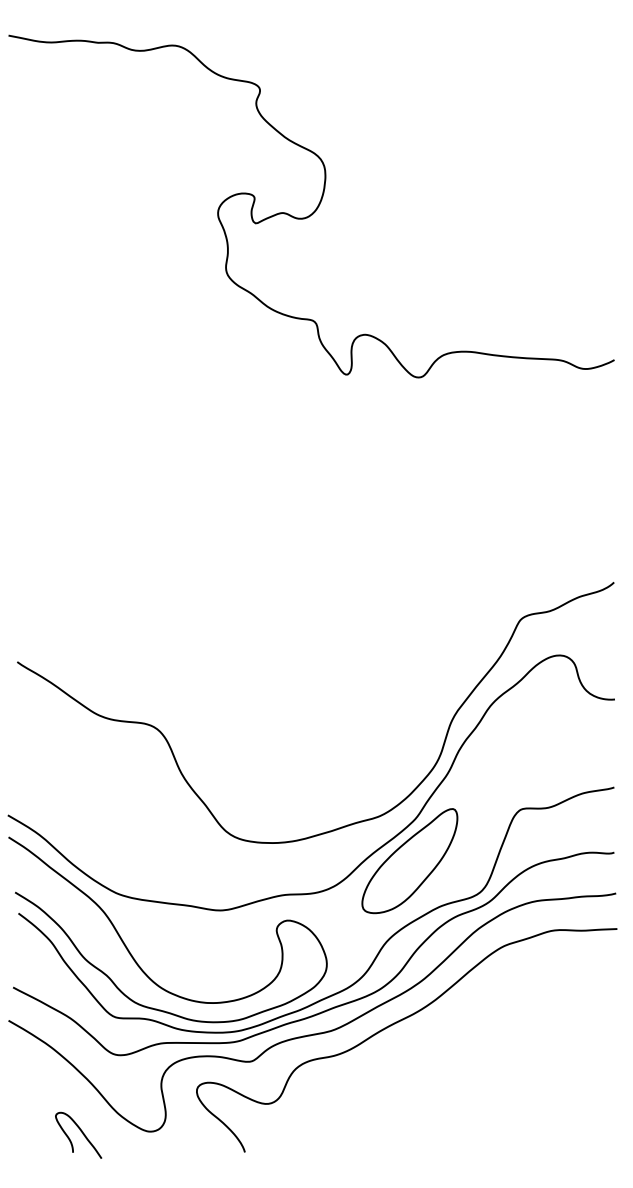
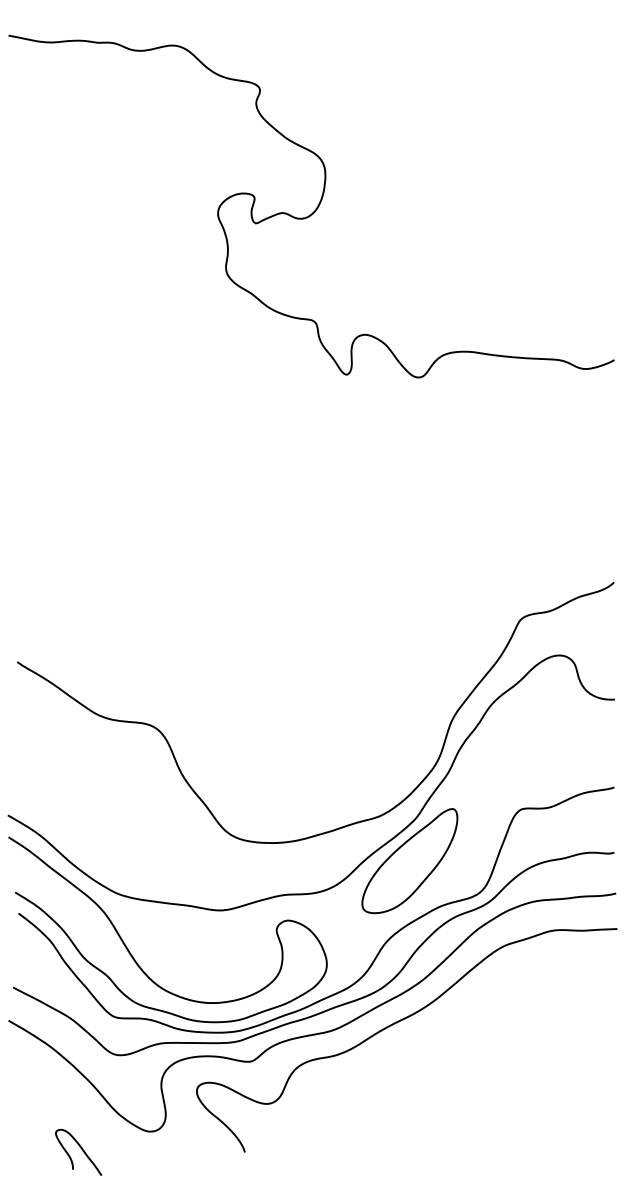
curve position: (80, 1131) -> (80, 1148) (80, 1148)
